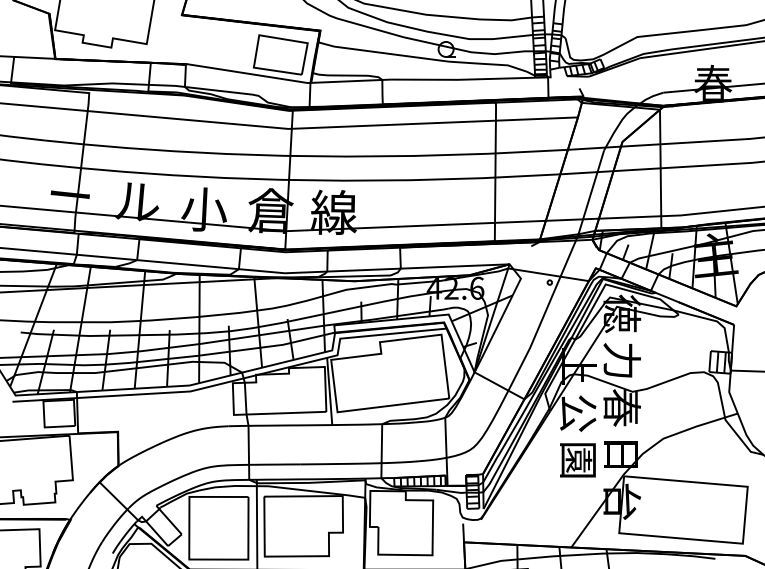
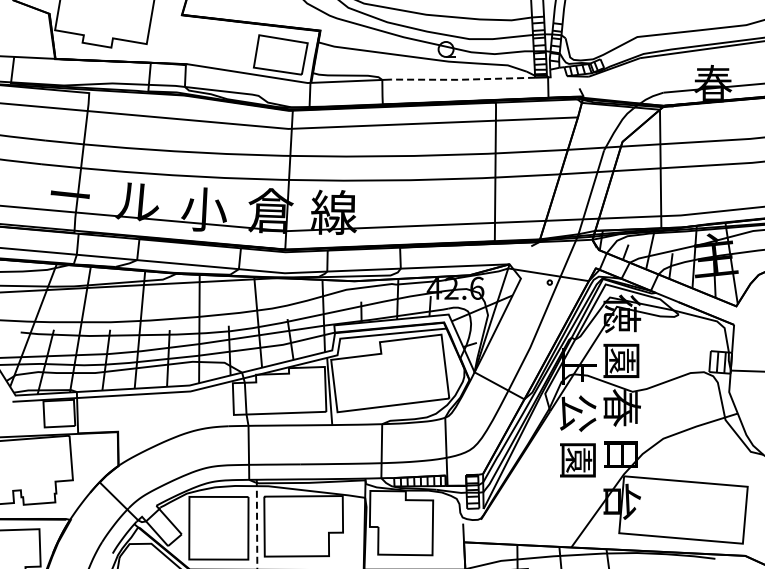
line: solid -> dashed (462, 79)
text: 力 -> 園 (621, 360)
line: solid -> dashed (257, 524)
